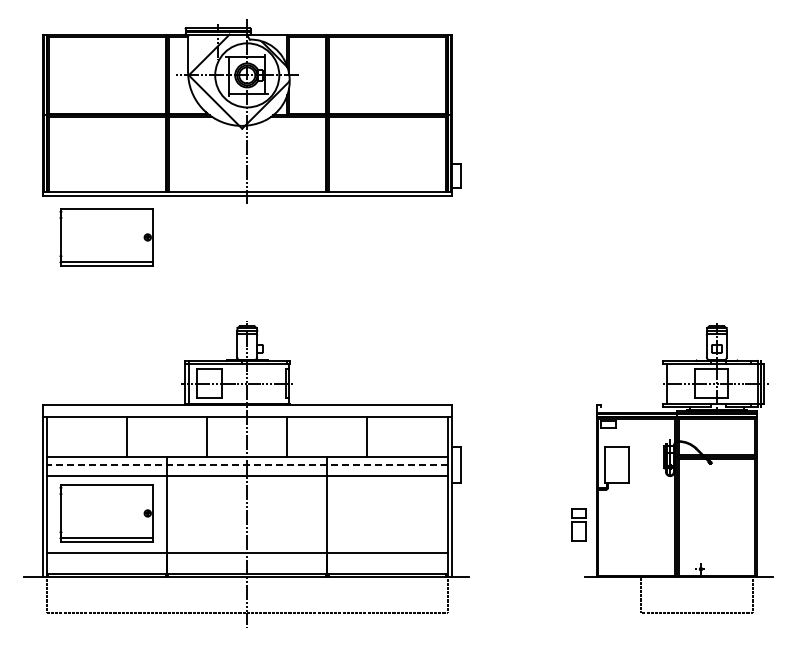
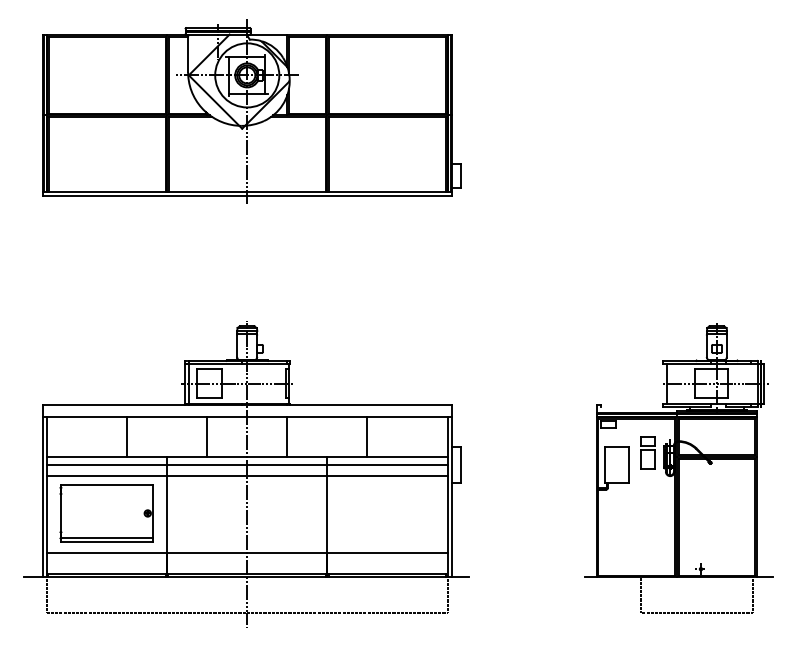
part: present -> none (106, 237)
line: dashed -> solid (246, 465)
part position: (578, 524) -> (647, 452) (647, 452)
